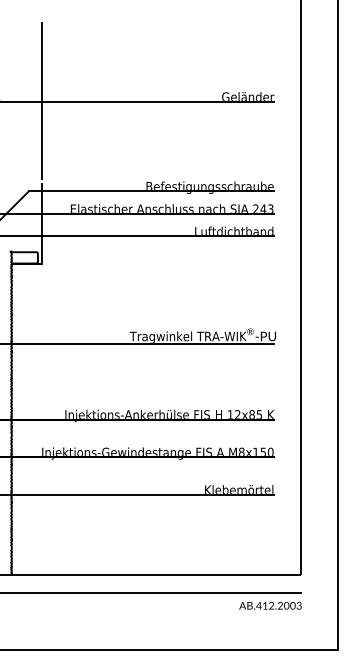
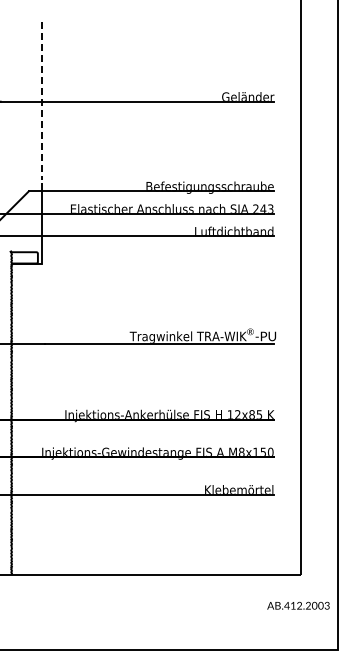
line: solid -> dashed (42, 101)
line: present -> none (151, 593)
text position: (270, 605) -> (298, 605) (298, 605)
